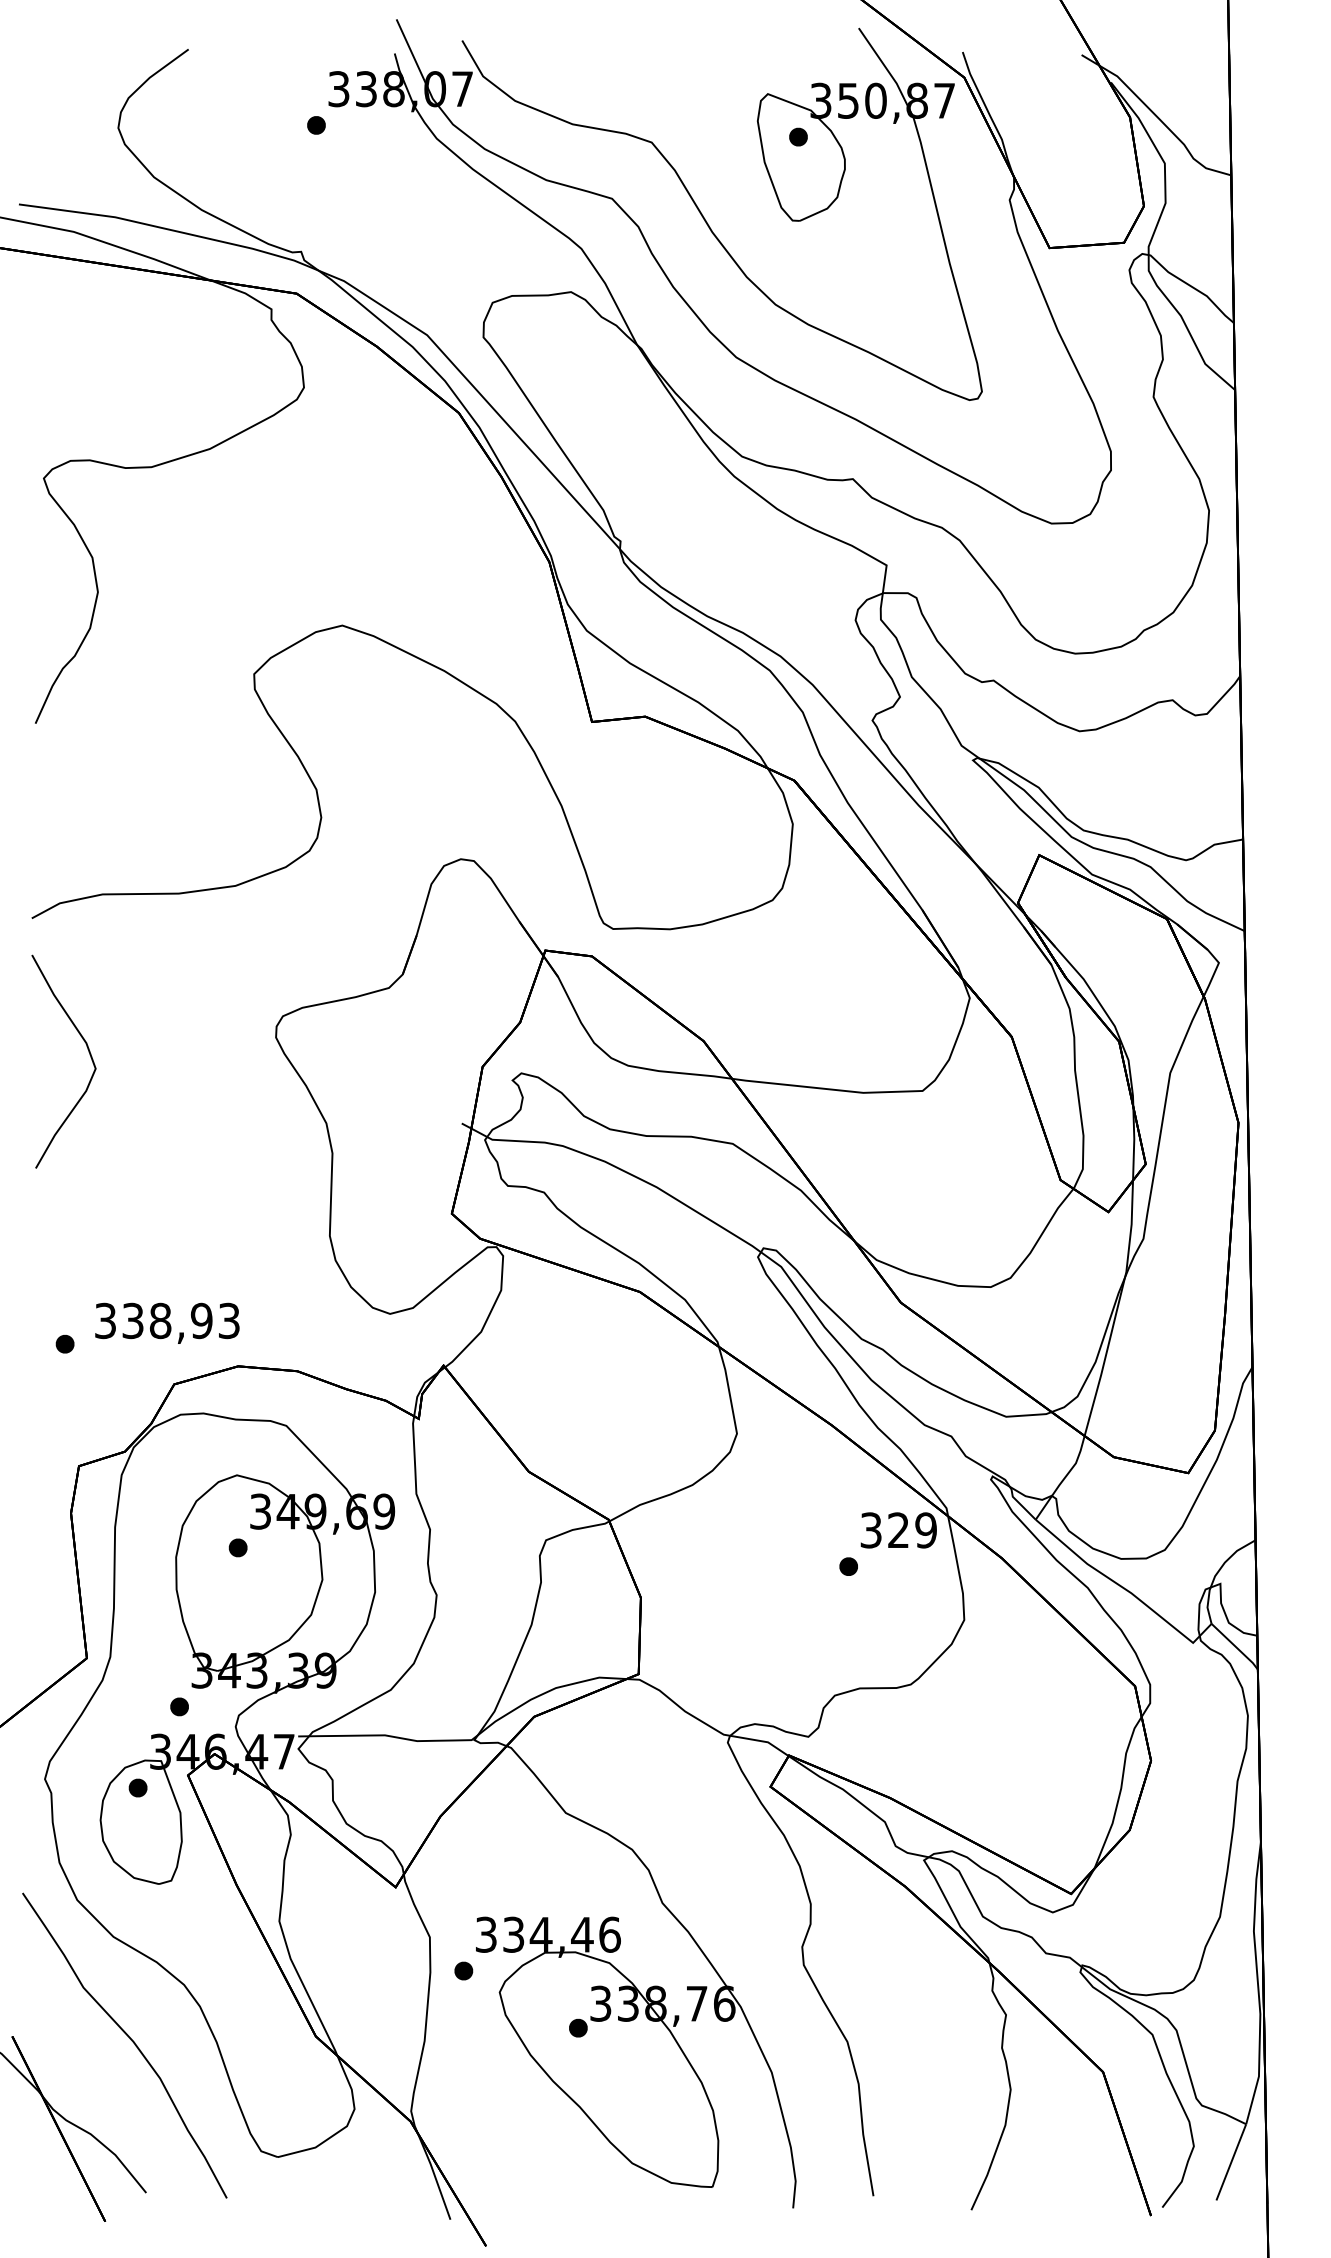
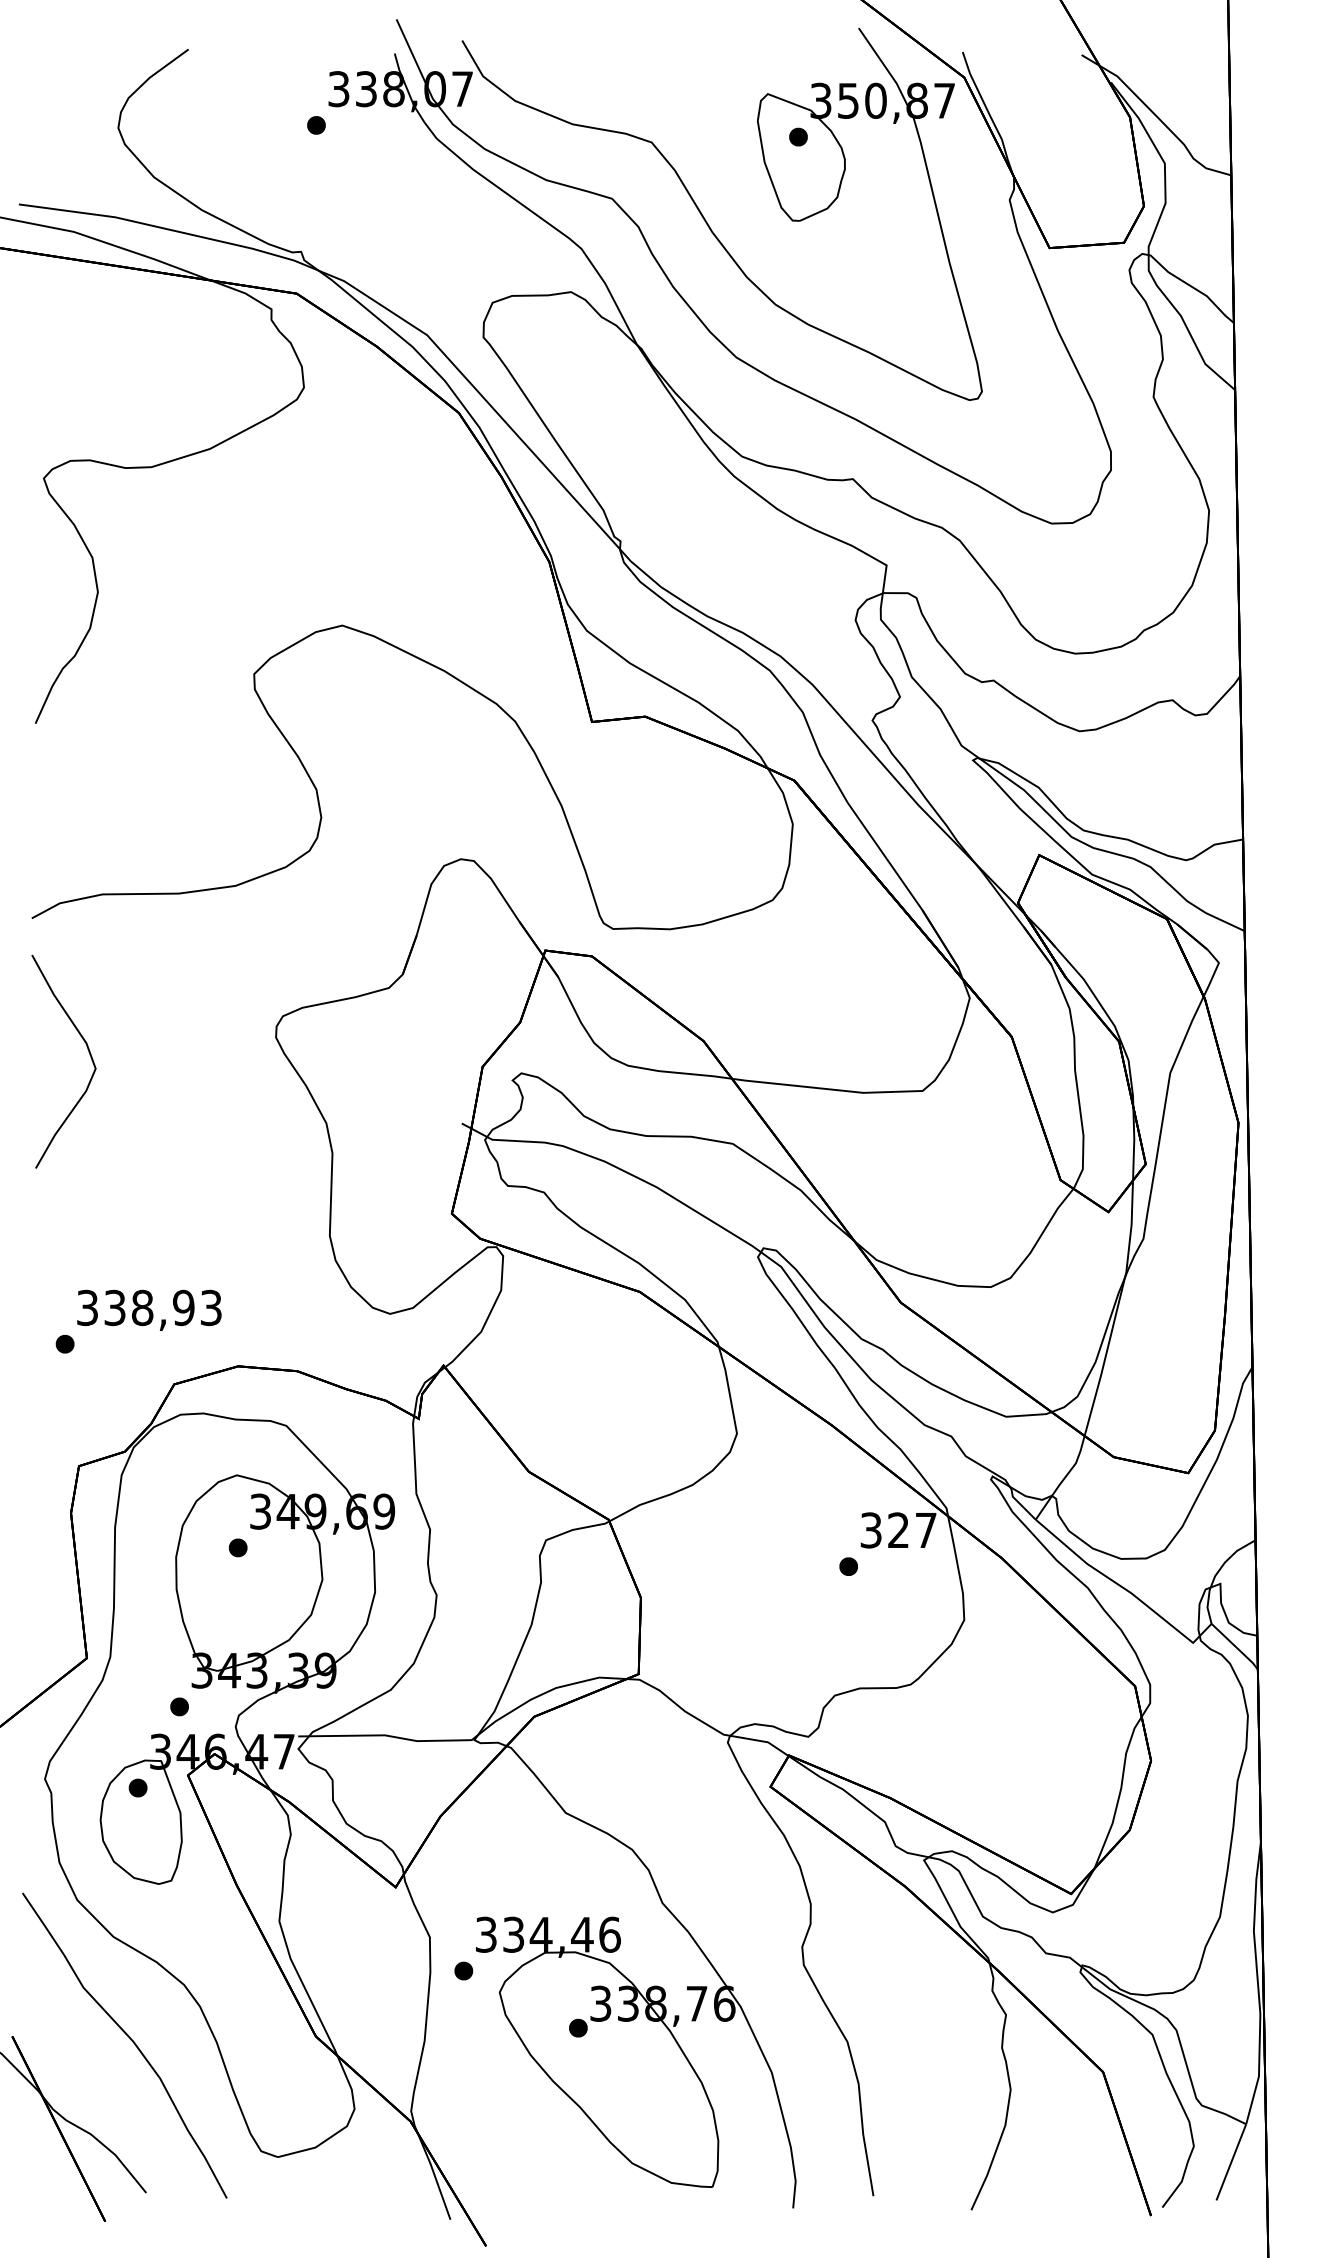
text position: (167, 1322) -> (149, 1309) (149, 1309)
text: 329 -> 327 (925, 1530)
